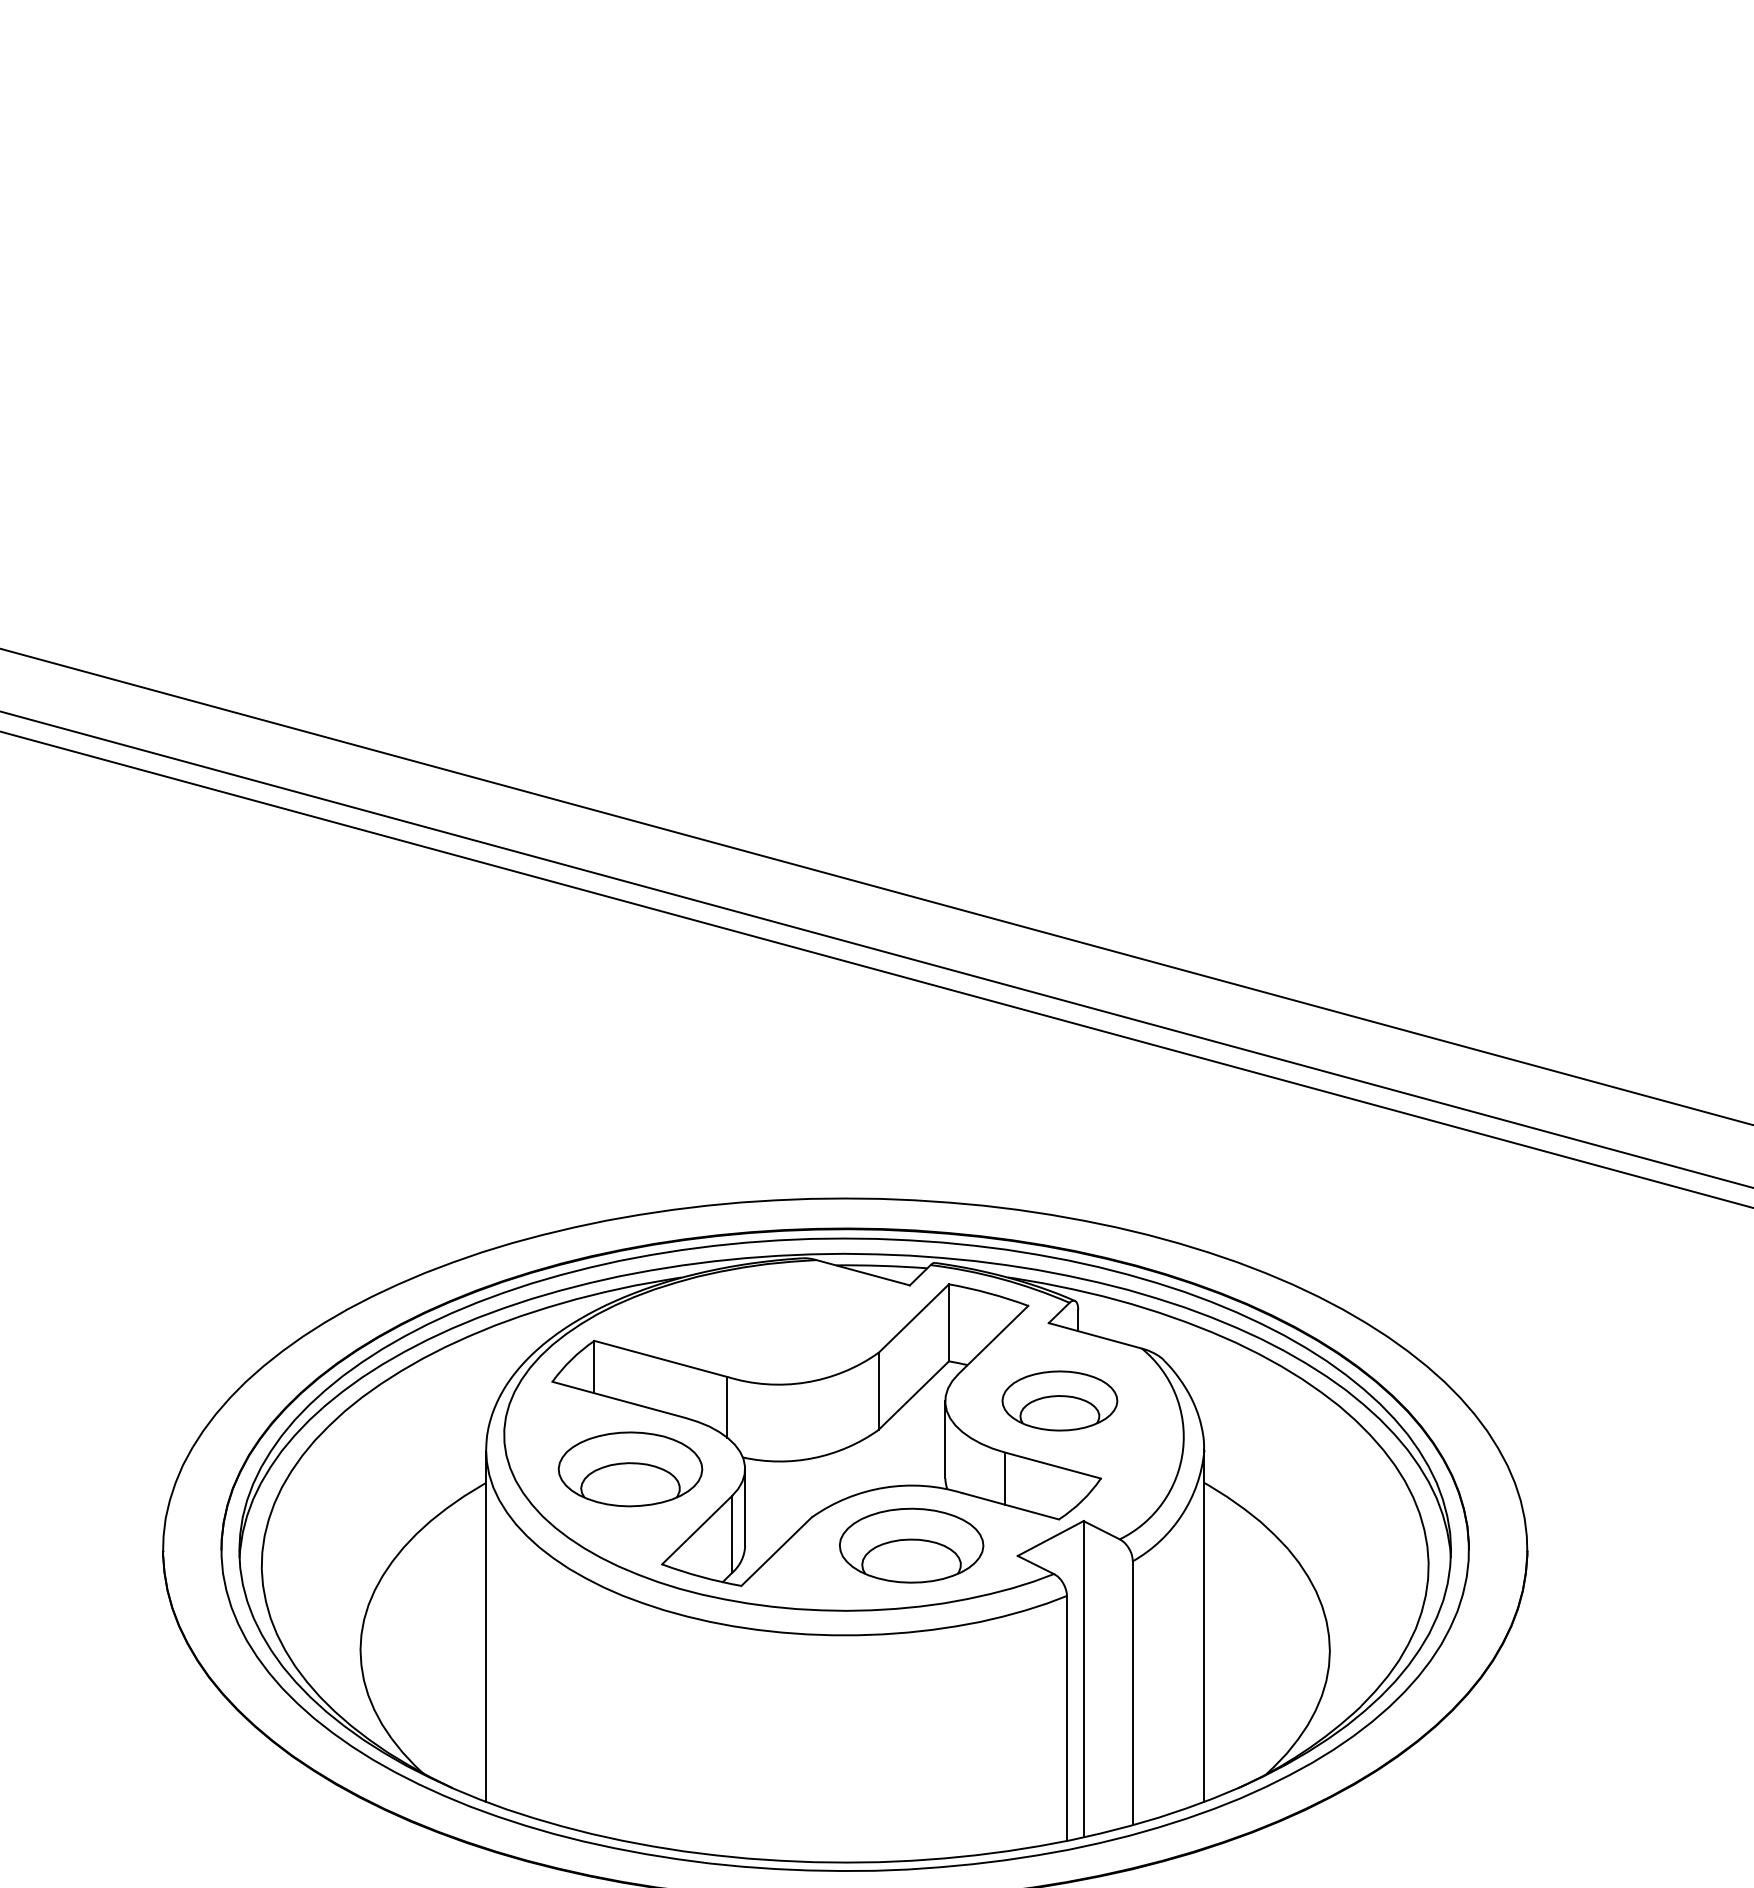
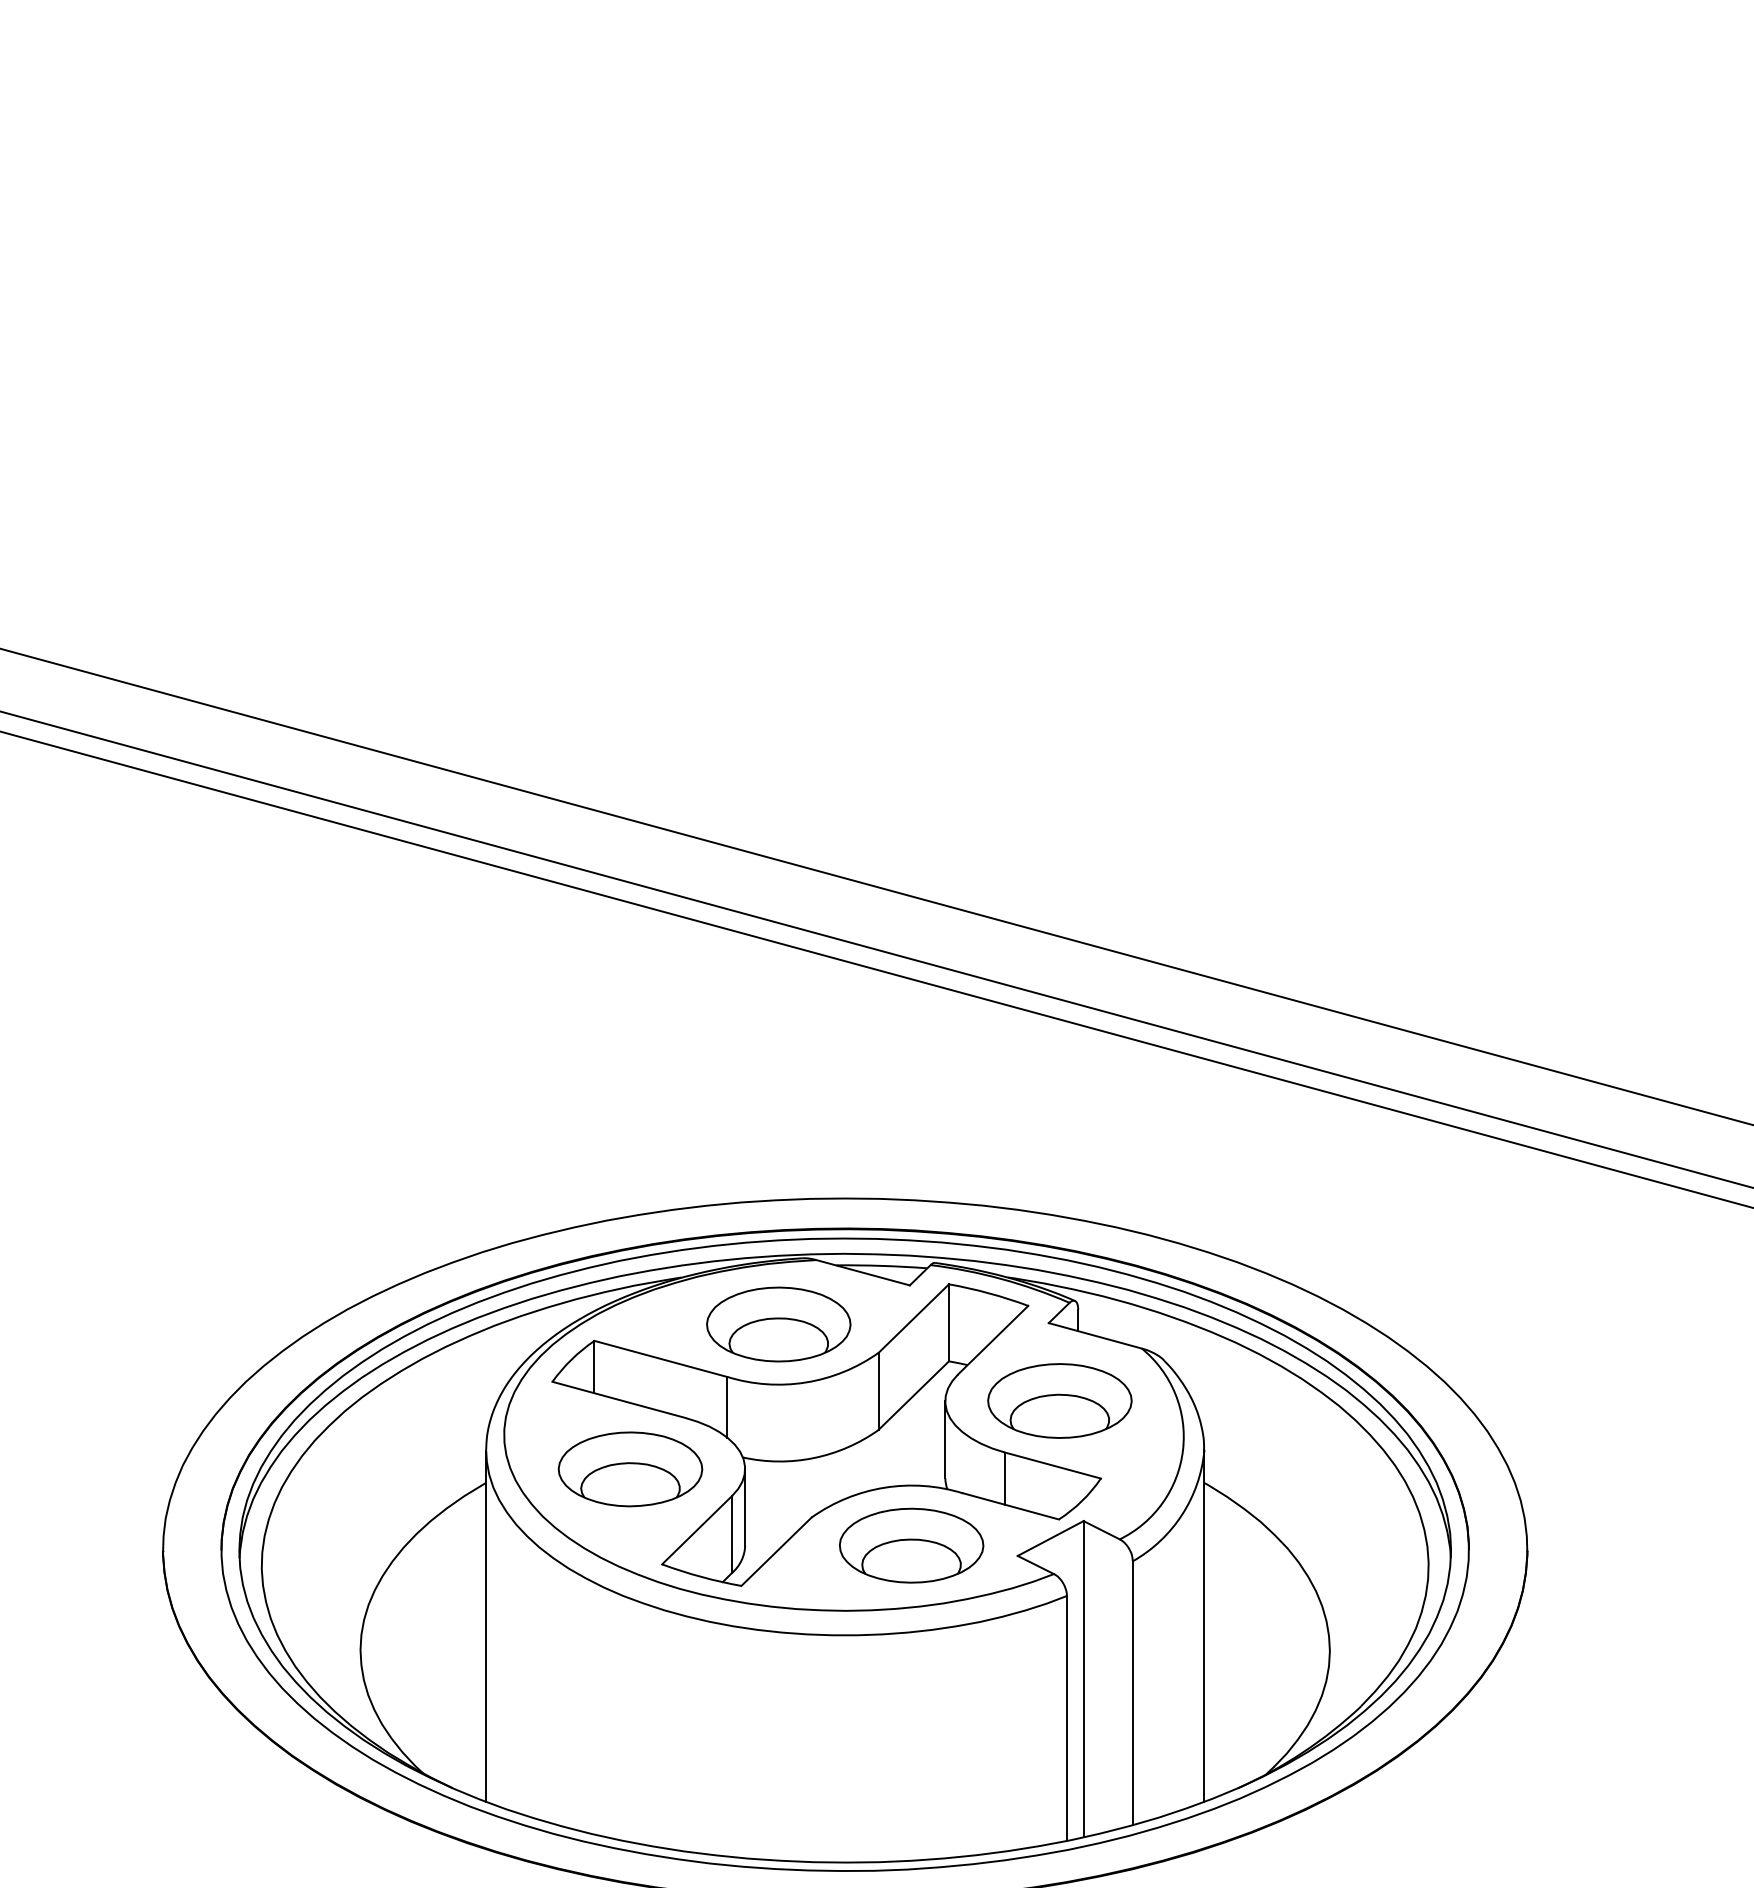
part: none -> present (778, 1324)
part size: 118x62 px -> 146x76 px (1059, 1400)
